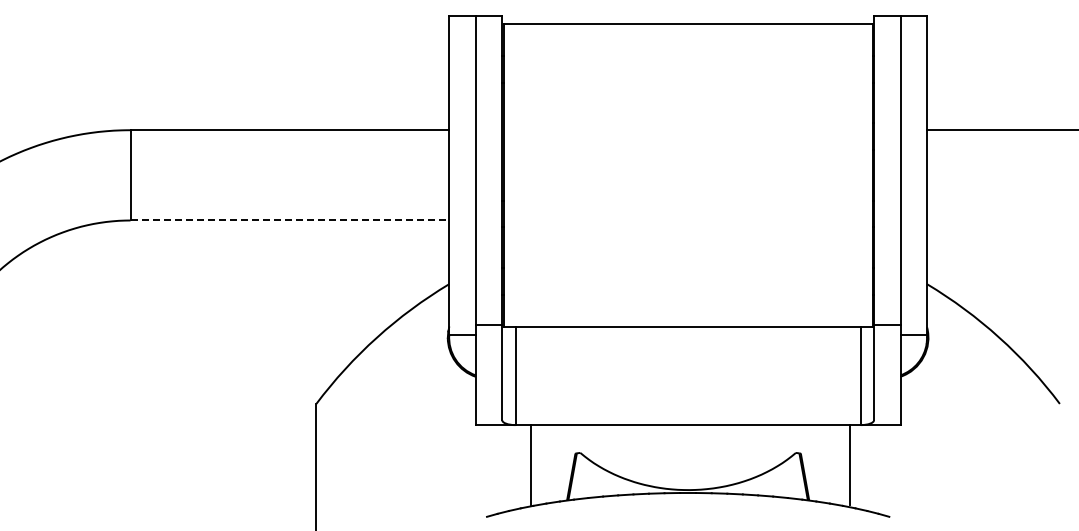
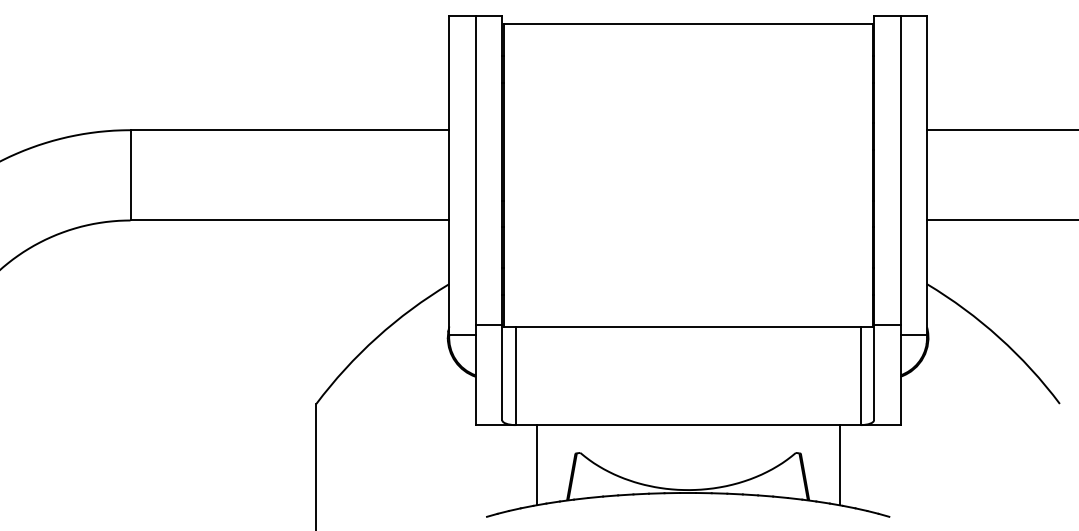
line: dashed -> solid (290, 220)
line: none -> present (1001, 220)
line position: (530, 465) -> (536, 465) (536, 465)
line position: (849, 465) -> (839, 465) (839, 465)
